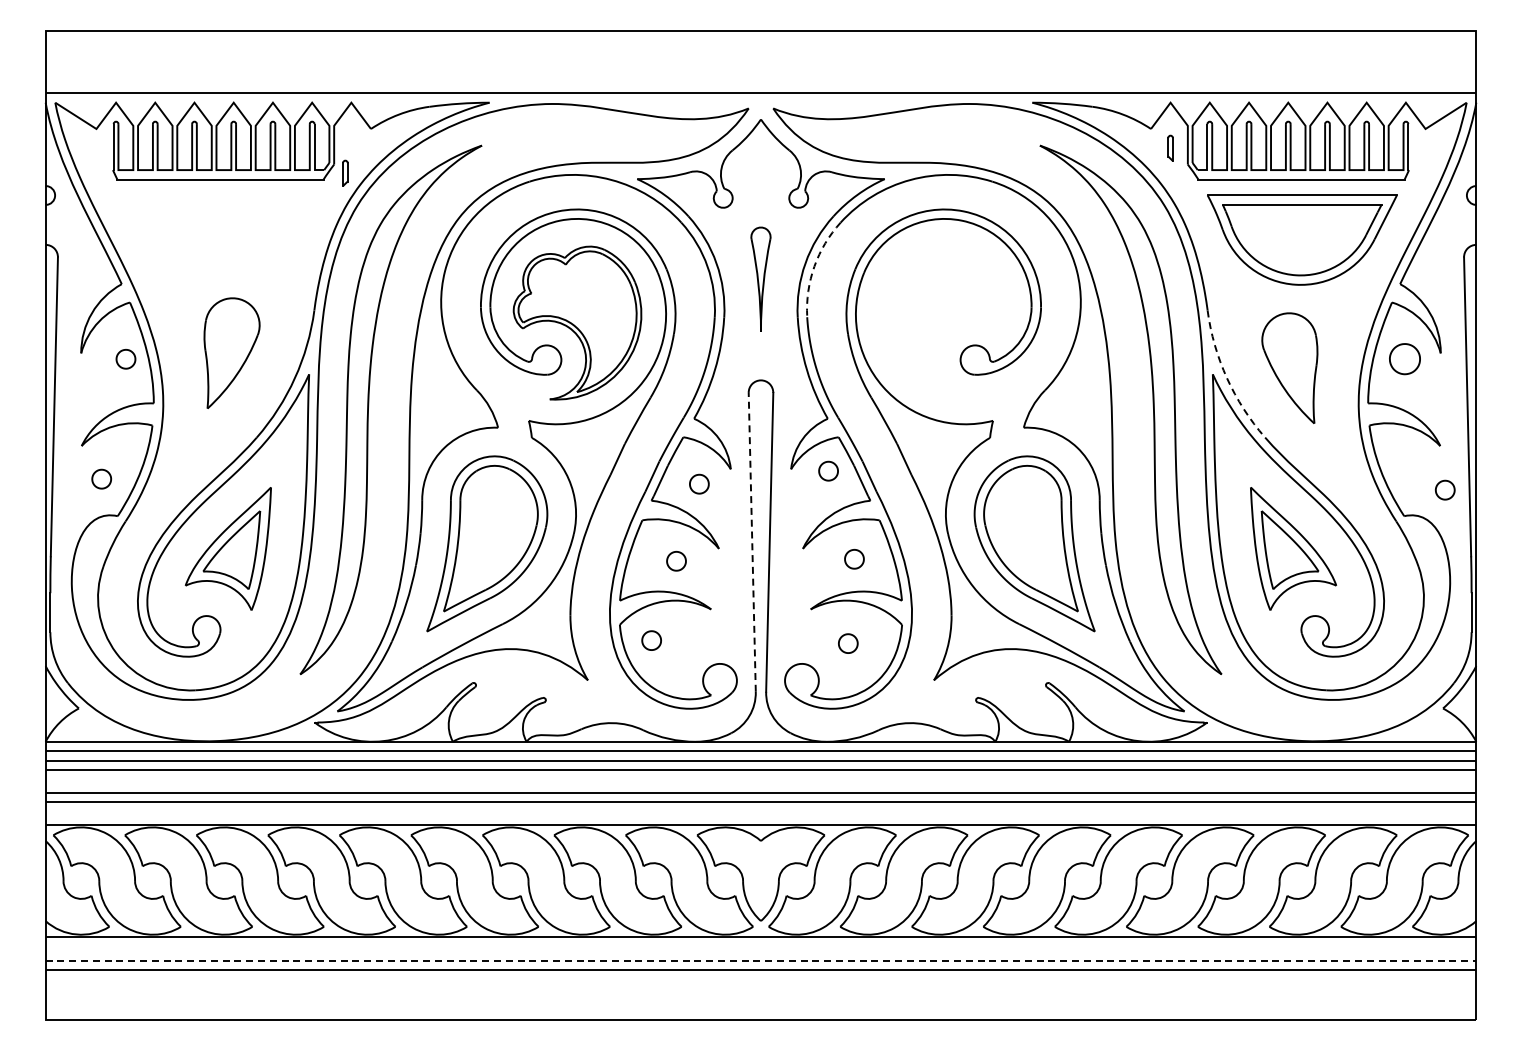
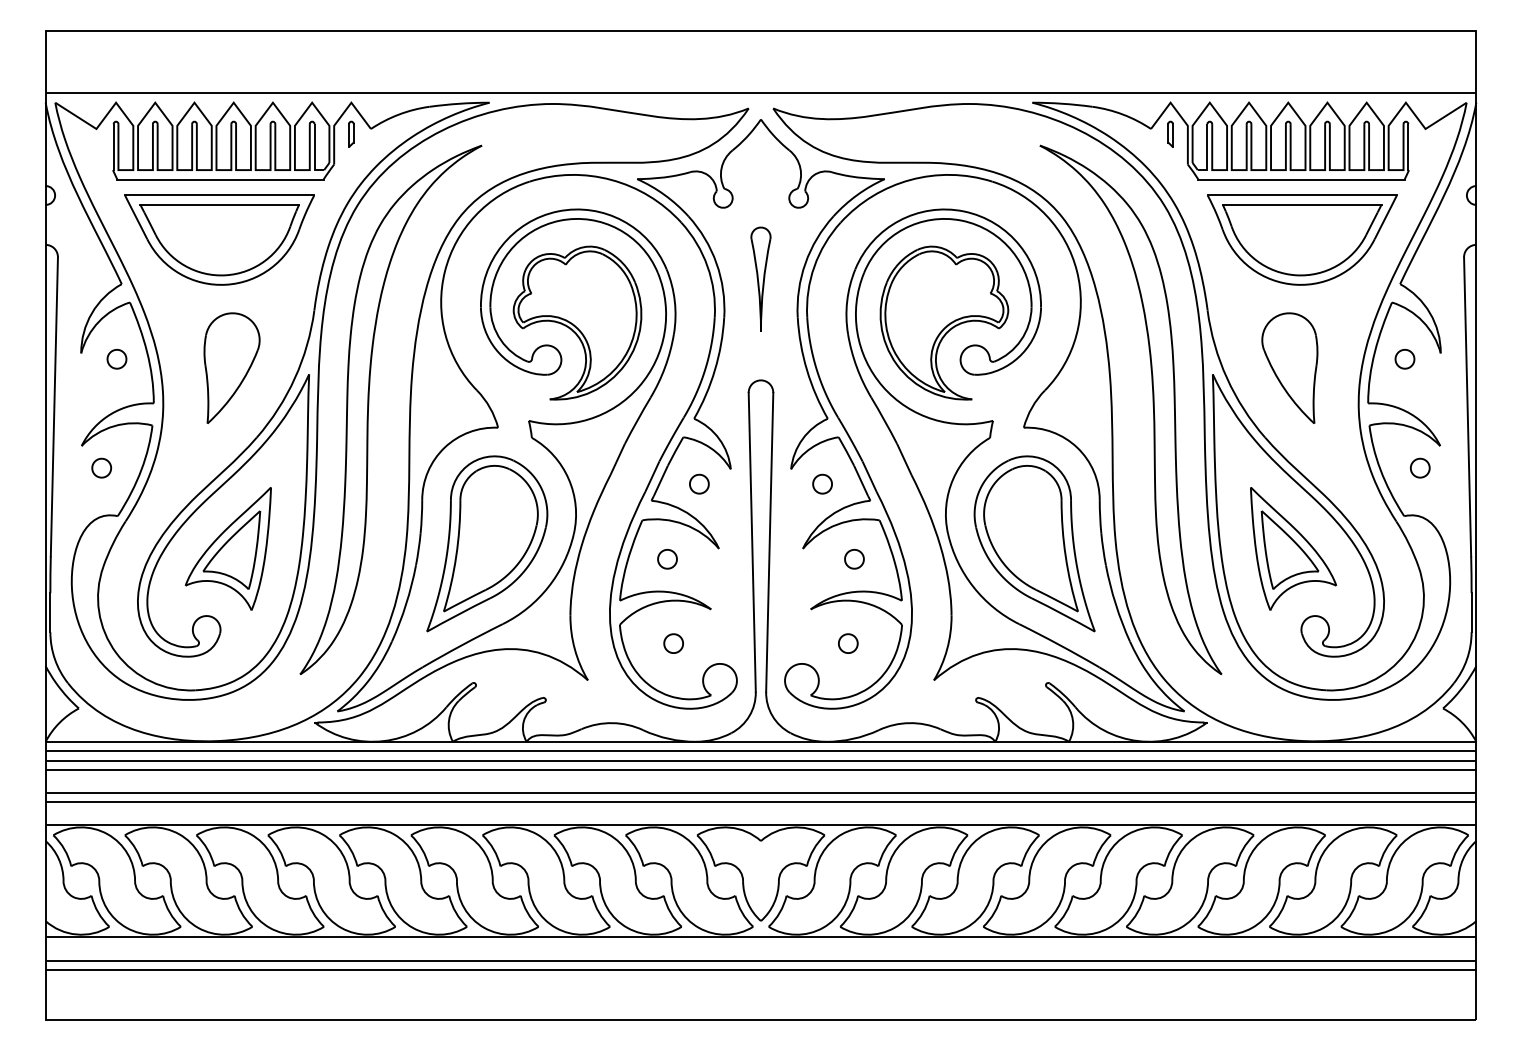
part position: (1170, 147) -> (1170, 133) (1170, 133)
part position: (345, 172) -> (351, 133) (351, 133)
part: none -> present (219, 239)
arc: dashed -> solid (814, 266)
part: none -> present (944, 322)
part position: (231, 352) -> (231, 367) (231, 367)
part position: (125, 359) -> (116, 359) (116, 359)
part size: 32x33 px -> 22x21 px (1404, 359)
arc: dashed -> solid (1227, 378)
part position: (828, 470) -> (822, 483) (822, 483)
part position: (101, 478) -> (101, 467) (101, 467)
part position: (1444, 489) -> (1419, 467) (1419, 467)
line: dashed -> solid (752, 541)
part position: (676, 561) -> (667, 559) (667, 559)
part position: (651, 640) -> (673, 643) (673, 643)
line: dashed -> solid (760, 960)
